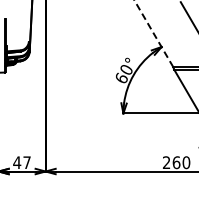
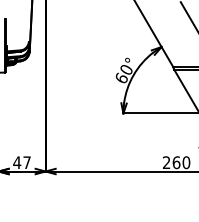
line: dashed -> solid (153, 33)
